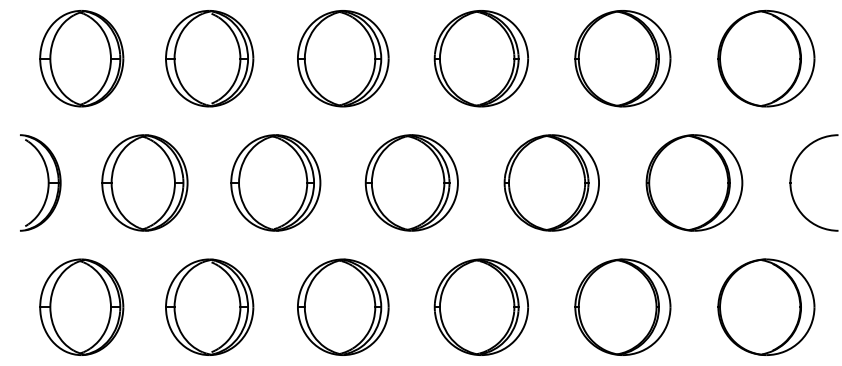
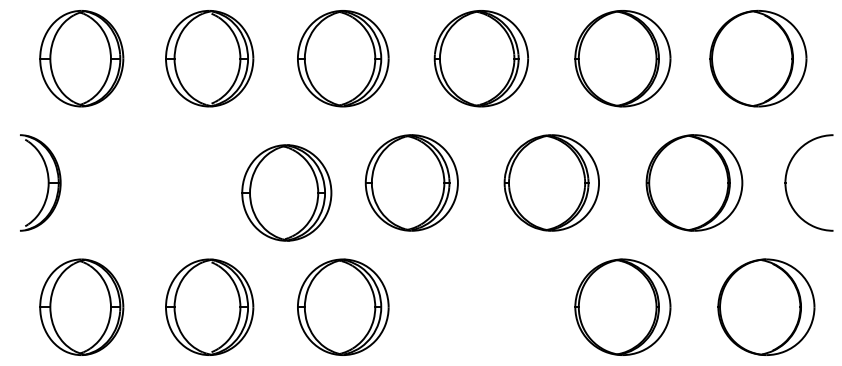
part position: (766, 58) -> (758, 58) (758, 58)
part: present -> none (144, 182)
part position: (275, 182) -> (286, 192) (286, 192)
part position: (791, 182) -> (786, 182) (786, 182)
part: present -> none (480, 306)
